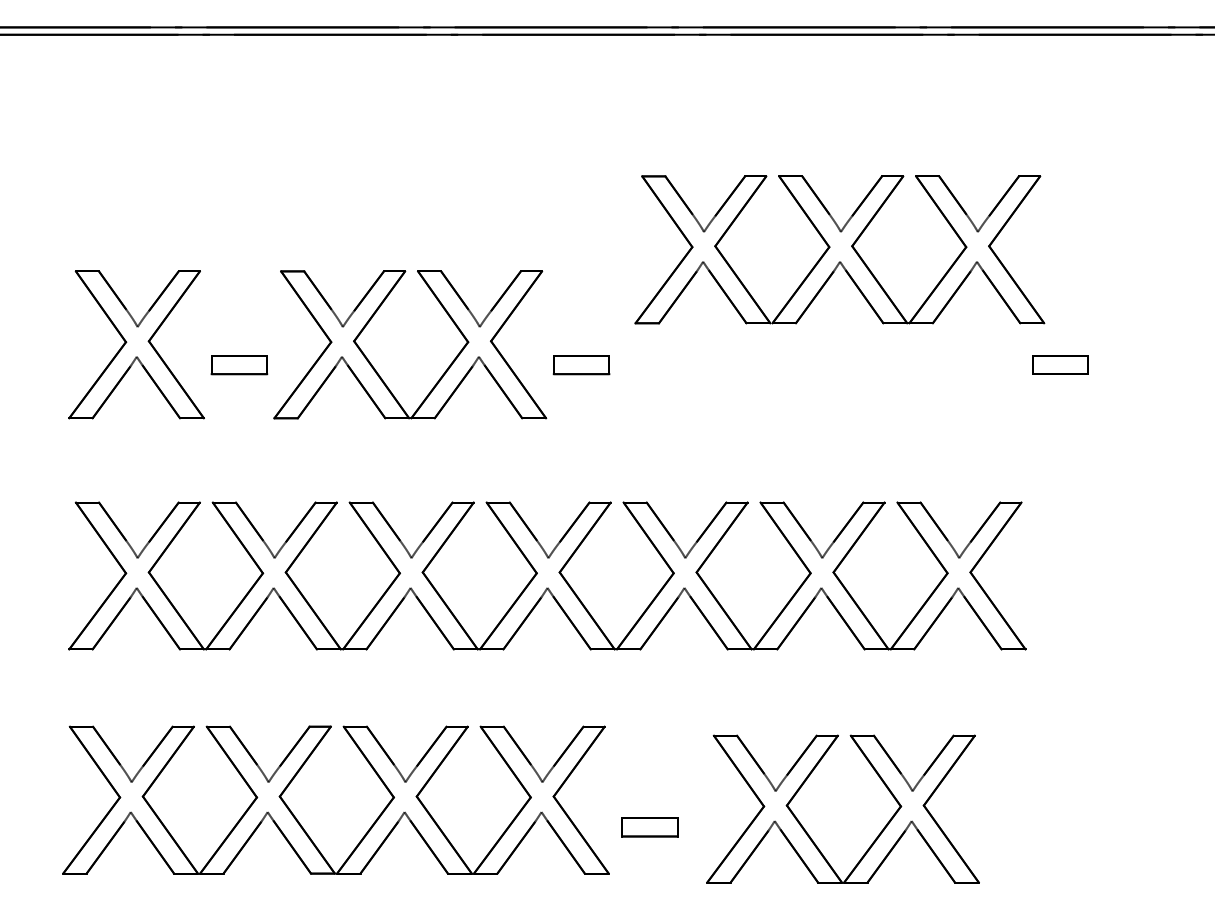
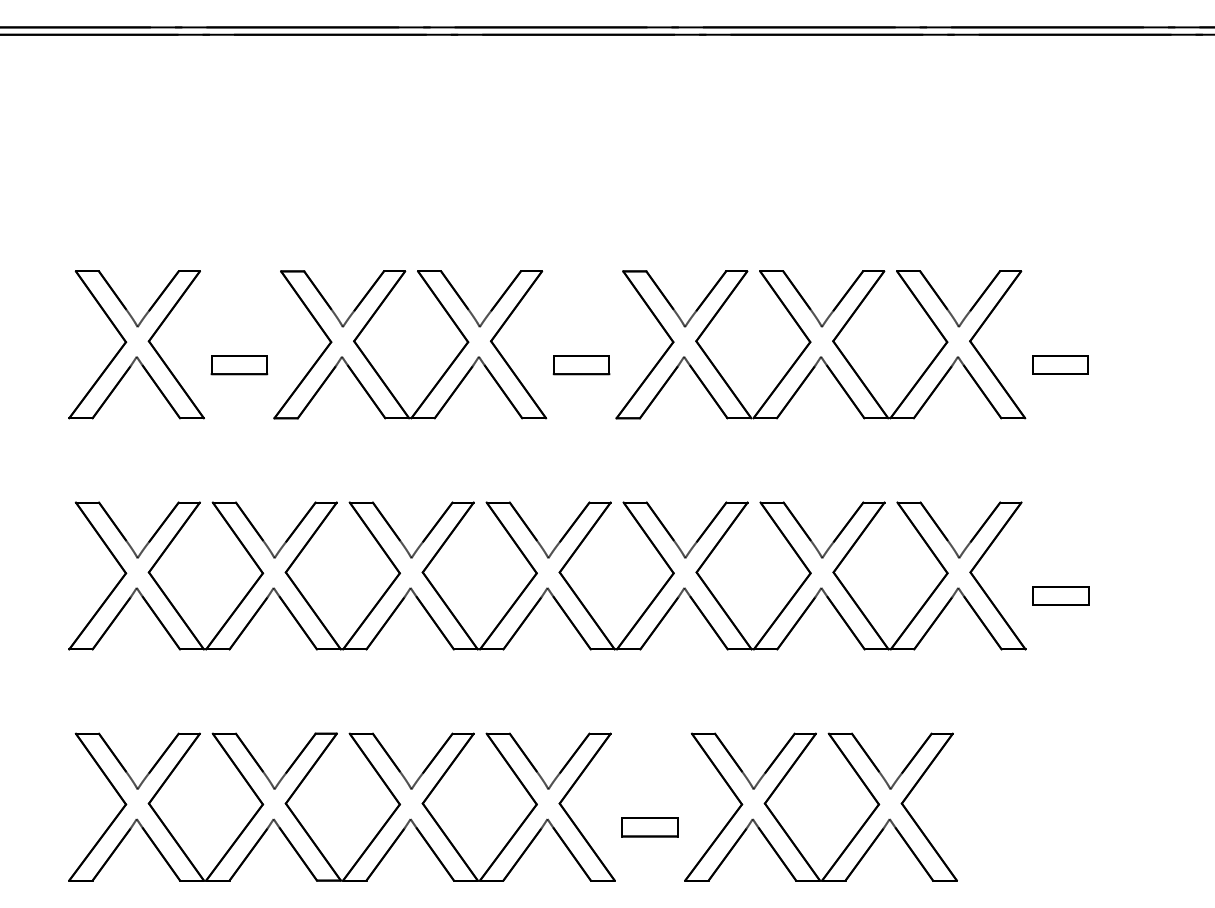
part position: (839, 249) -> (820, 344) (820, 344)
part: none -> present (1060, 595)
part position: (301, 824) -> (307, 831) (307, 831)
part position: (806, 830) -> (784, 828) (784, 828)
